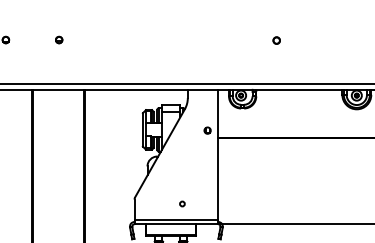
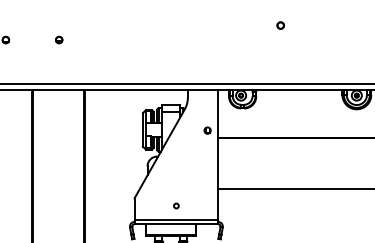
part position: (276, 40) -> (280, 25) (280, 25)
circle position: (182, 203) -> (176, 205) (176, 205)
line position: (294, 223) -> (294, 188) (294, 188)
